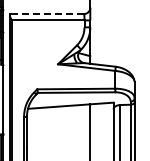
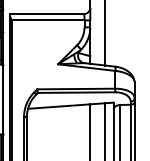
line: dashed -> solid (47, 14)
line: none -> present (105, 33)
line: none -> present (105, 130)
